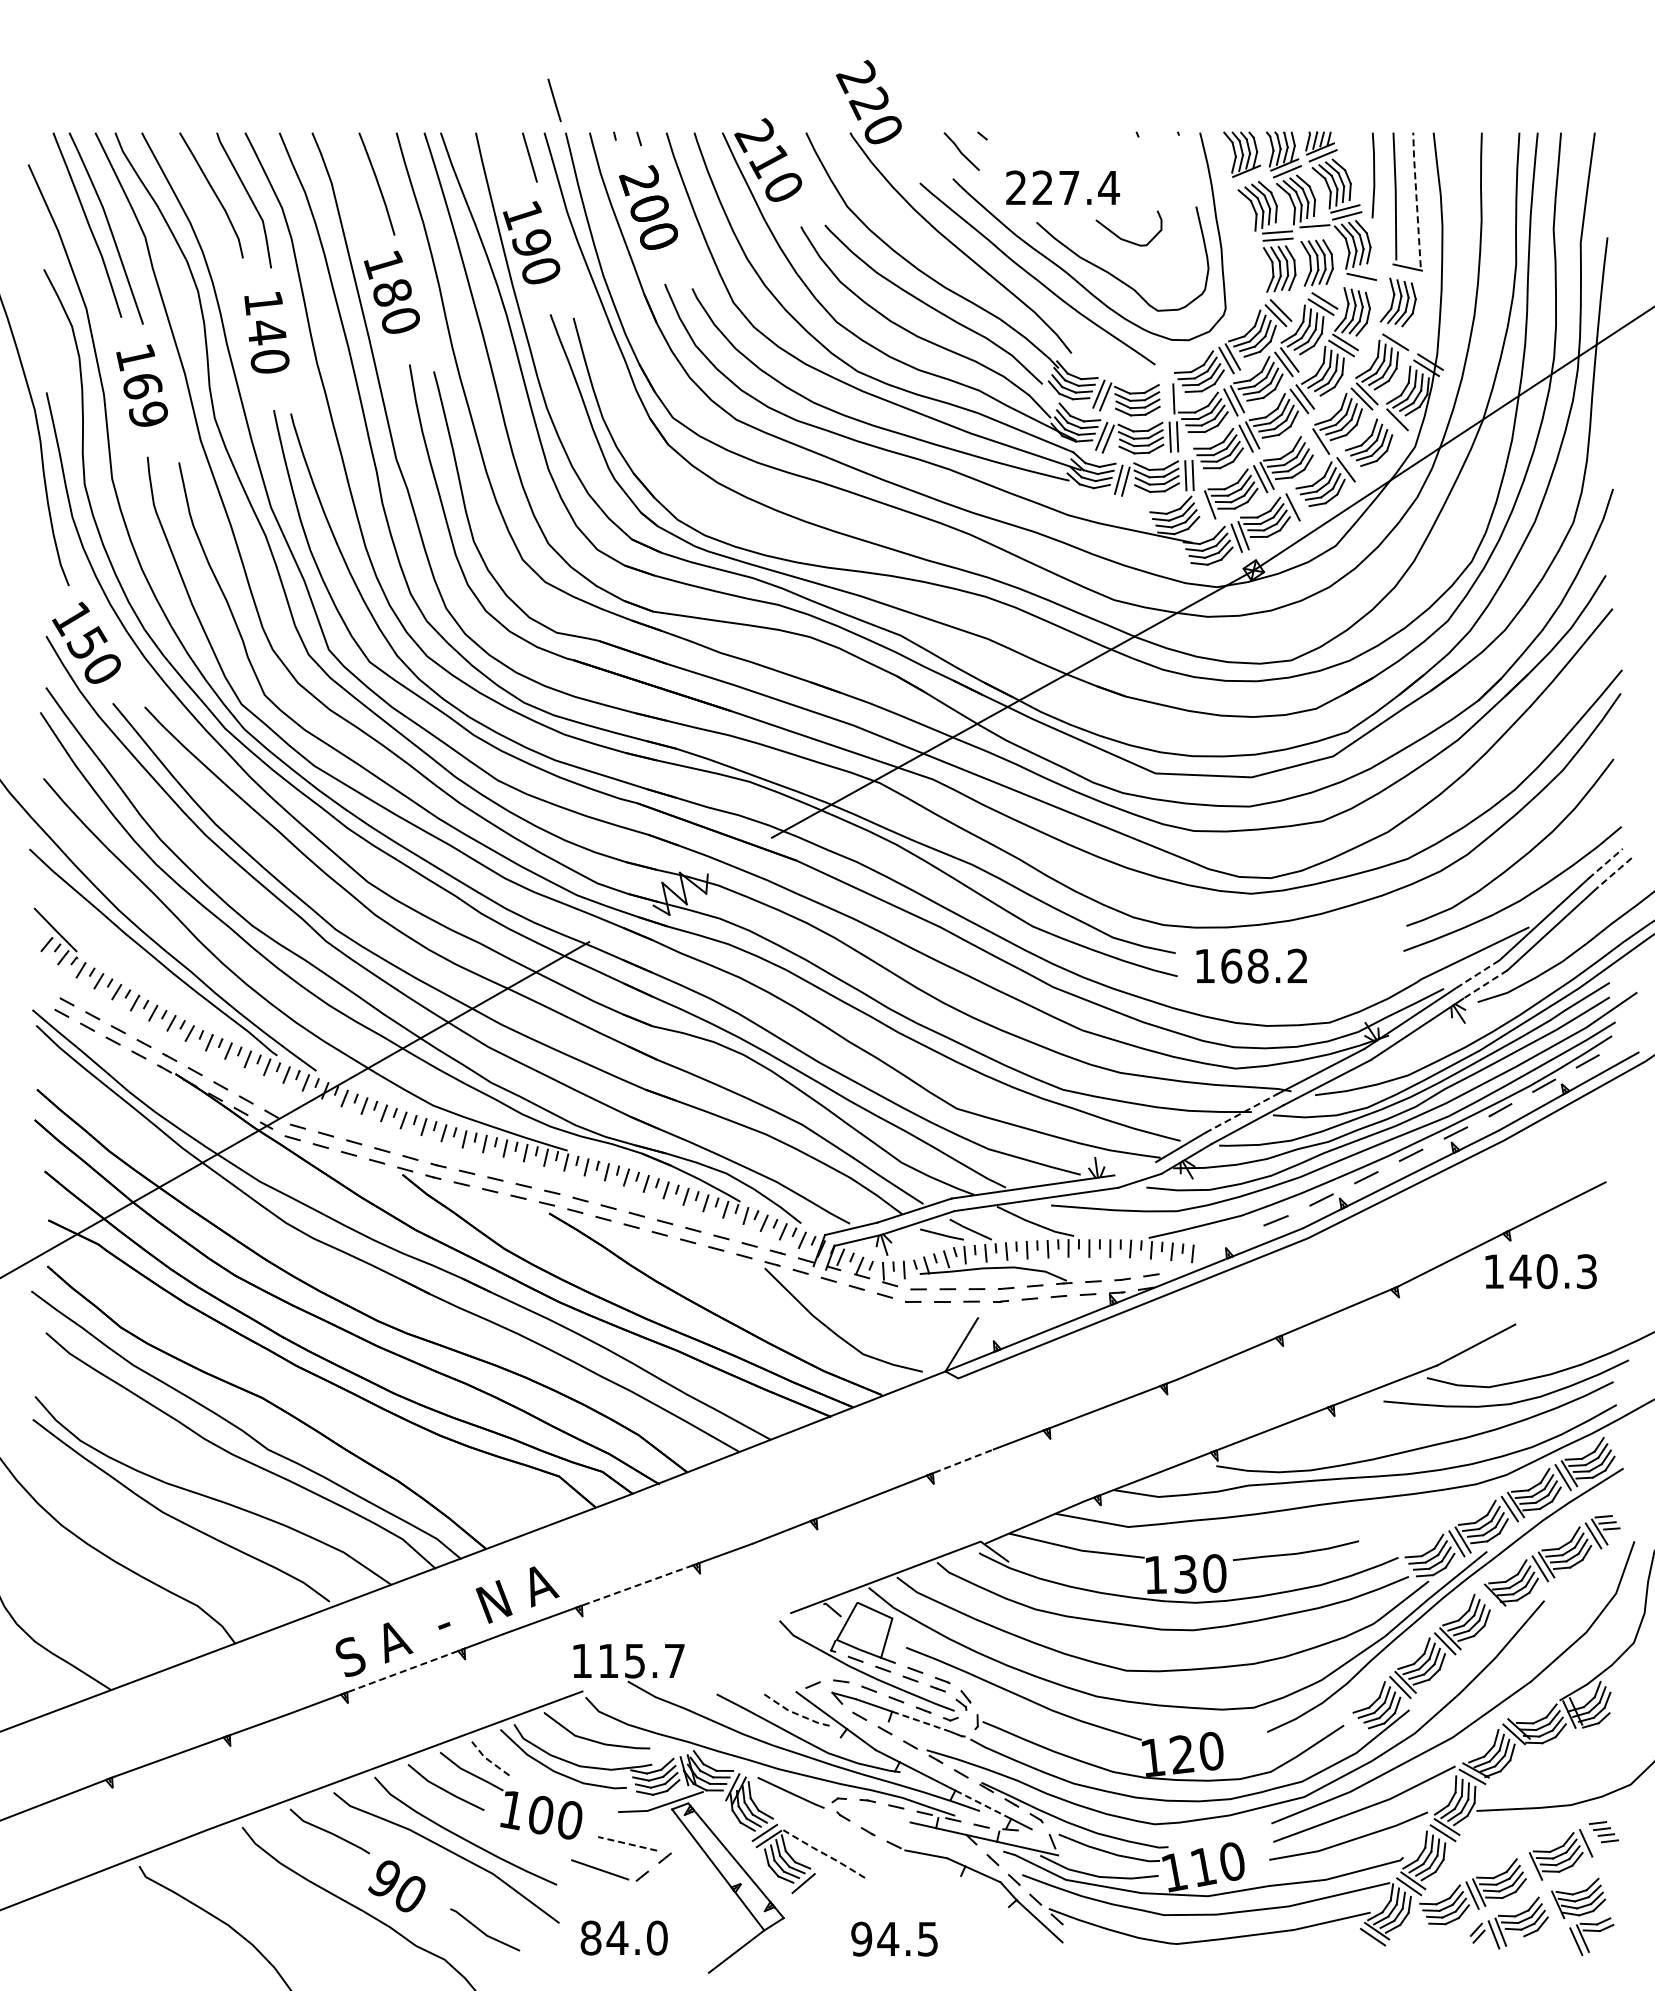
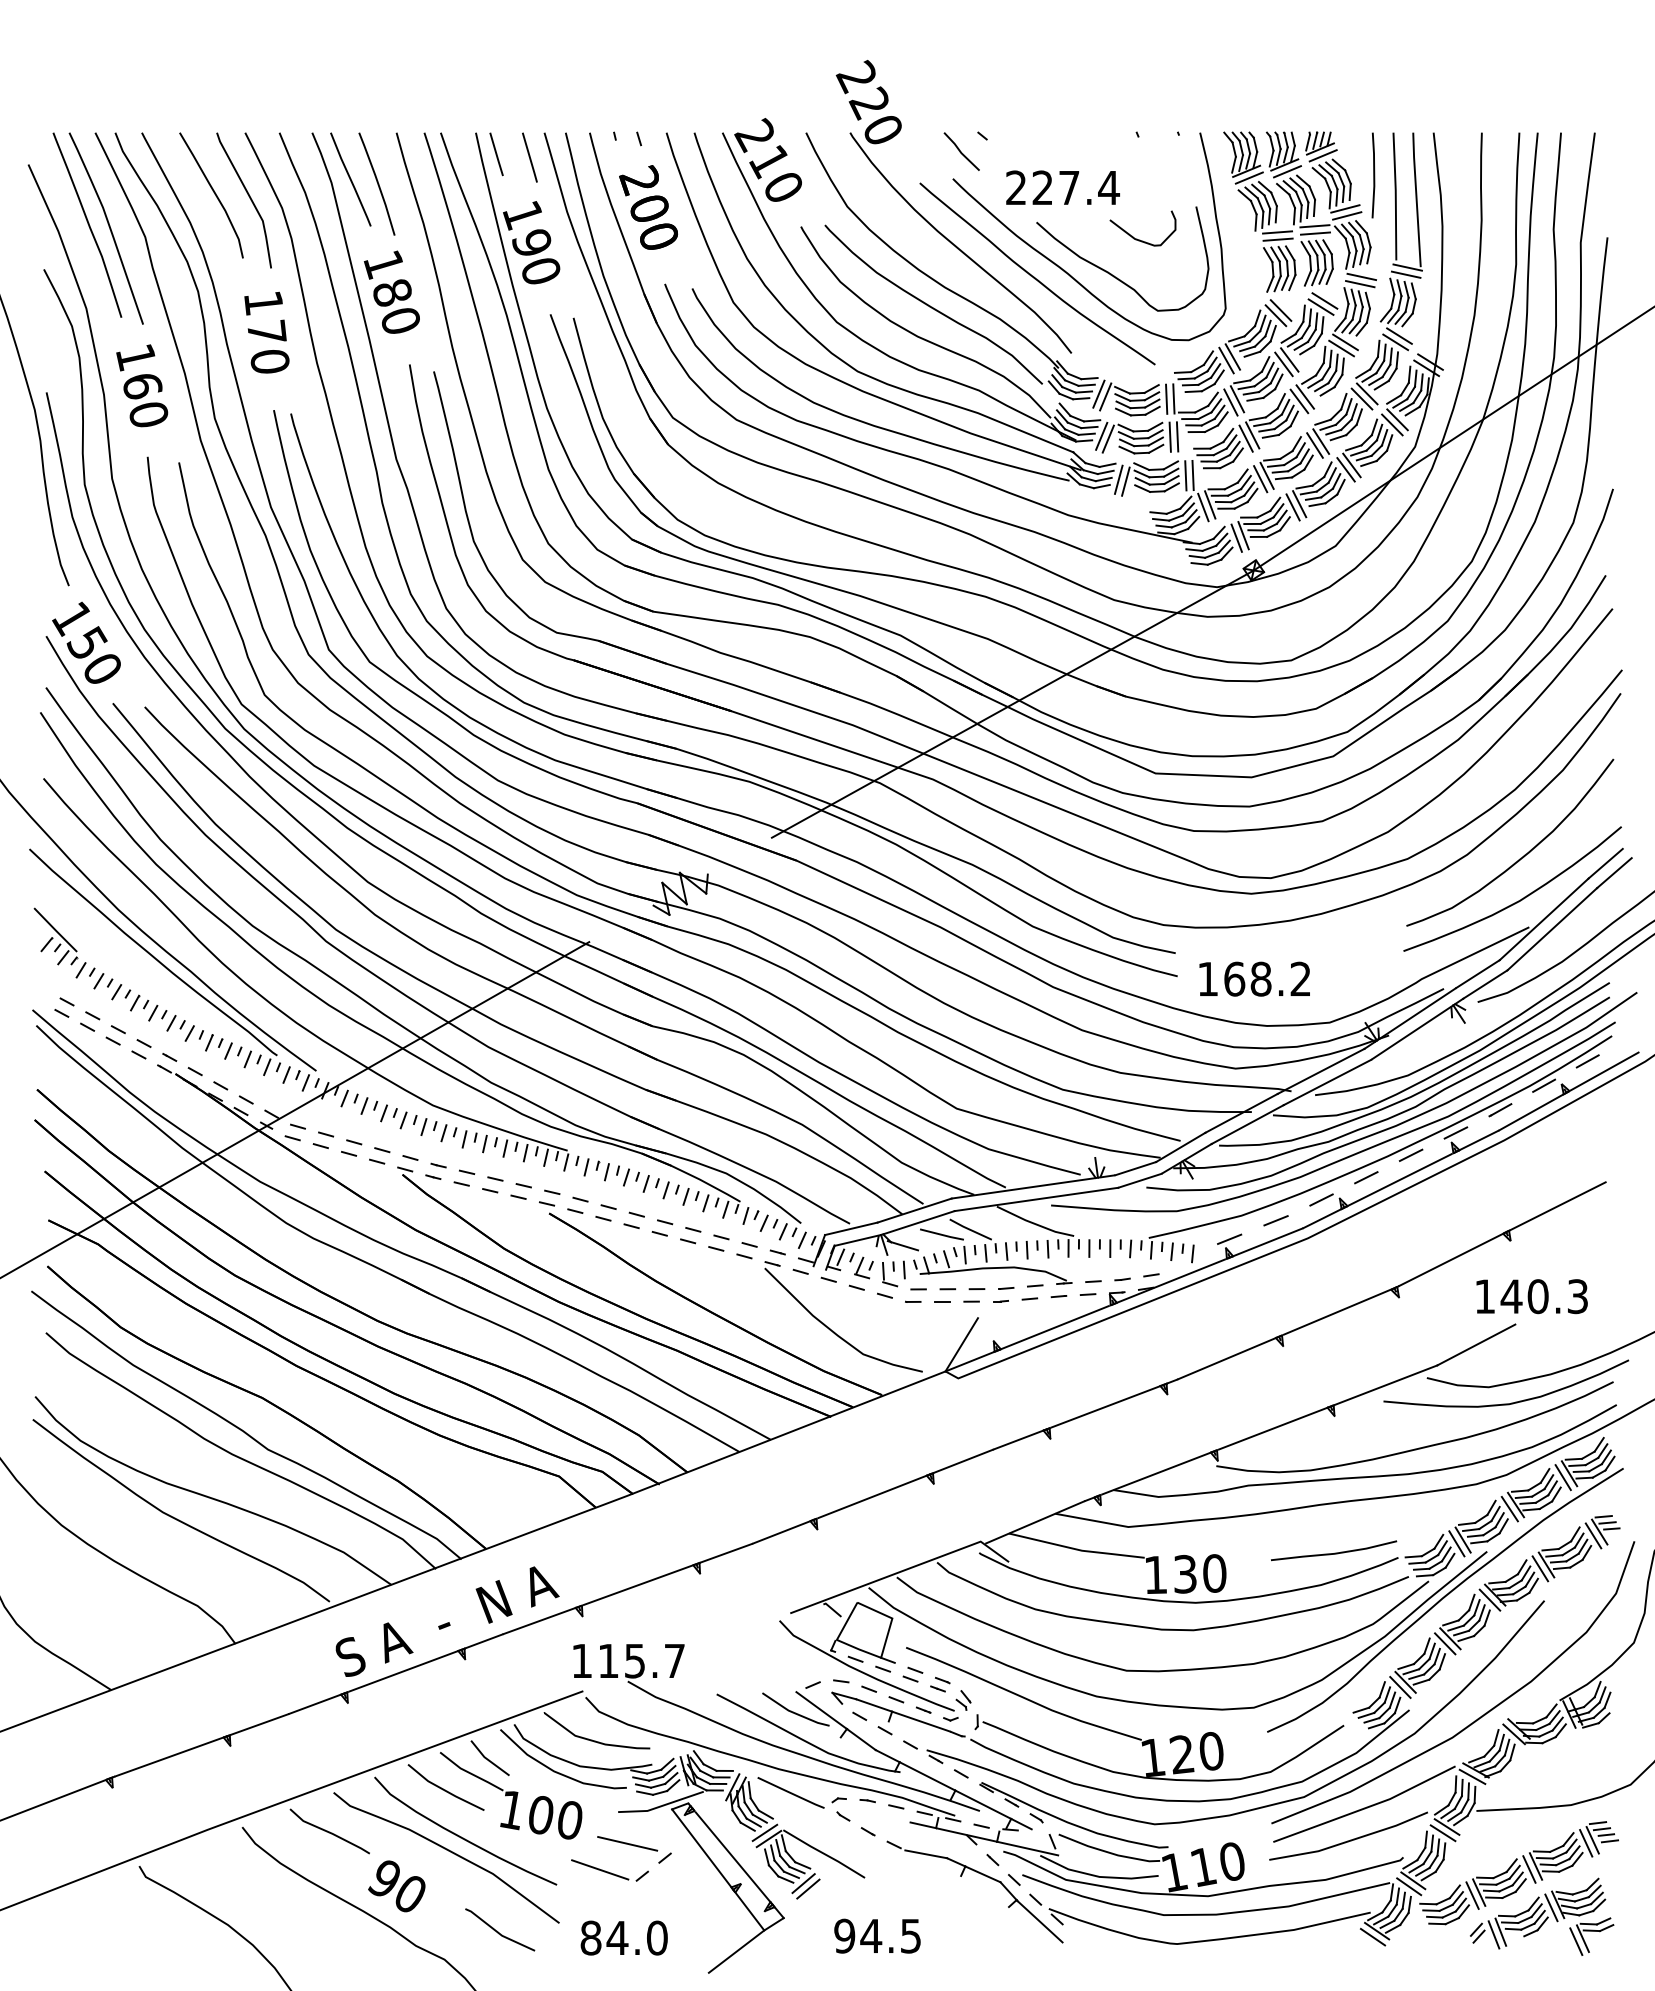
line position: (554, 100) -> (496, 154) (496, 154)
line: none -> present (1248, 177)
line: none -> present (350, 179)
line: dashed -> solid (1416, 199)
line: none -> present (1315, 233)
curve position: (1123, 238) -> (1137, 238) (1137, 238)
line: none -> present (1405, 274)
line: none -> present (1360, 284)
text: 140 -> 170 (266, 332)
line: none -> present (1399, 335)
line: none -> present (1166, 398)
text: 169 -> 160 (148, 414)
line: none -> present (1392, 424)
line: none -> present (1314, 445)
line: none -> present (1351, 465)
line: none -> present (1299, 504)
line: none -> present (1203, 507)
line: dashed -> solid (1605, 863)
line: dashed -> solid (1614, 873)
text position: (1251, 965) -> (1254, 978) (1254, 978)
line: dashed -> solid (1477, 974)
line: dashed -> solid (1484, 984)
line: dashed -> solid (1242, 1113)
line: none -> present (1135, 1168)
line: none -> present (1229, 1238)
line: none -> present (902, 1245)
text position: (1540, 1271) -> (1531, 1296) (1531, 1296)
line: dashed -> solid (963, 1461)
line position: (1296, 1552) -> (1334, 1552) (1334, 1552)
line: dashed -> solid (643, 1583)
line: none -> present (1489, 1599)
line: dashed -> solid (407, 1669)
line: dashed -> solid (794, 1712)
line: dashed -> solid (921, 1721)
line: dashed -> solid (487, 1759)
line: dashed -> solid (983, 1804)
line: none -> present (1592, 1840)
line: dashed -> solid (627, 1843)
line: dashed -> solid (824, 1854)
line: none -> present (1529, 1869)
line: none -> present (808, 1888)
line: none -> present (1551, 1907)
line position: (483, 1931) -> (498, 1931) (498, 1931)
text position: (894, 1938) -> (877, 1935) (877, 1935)
